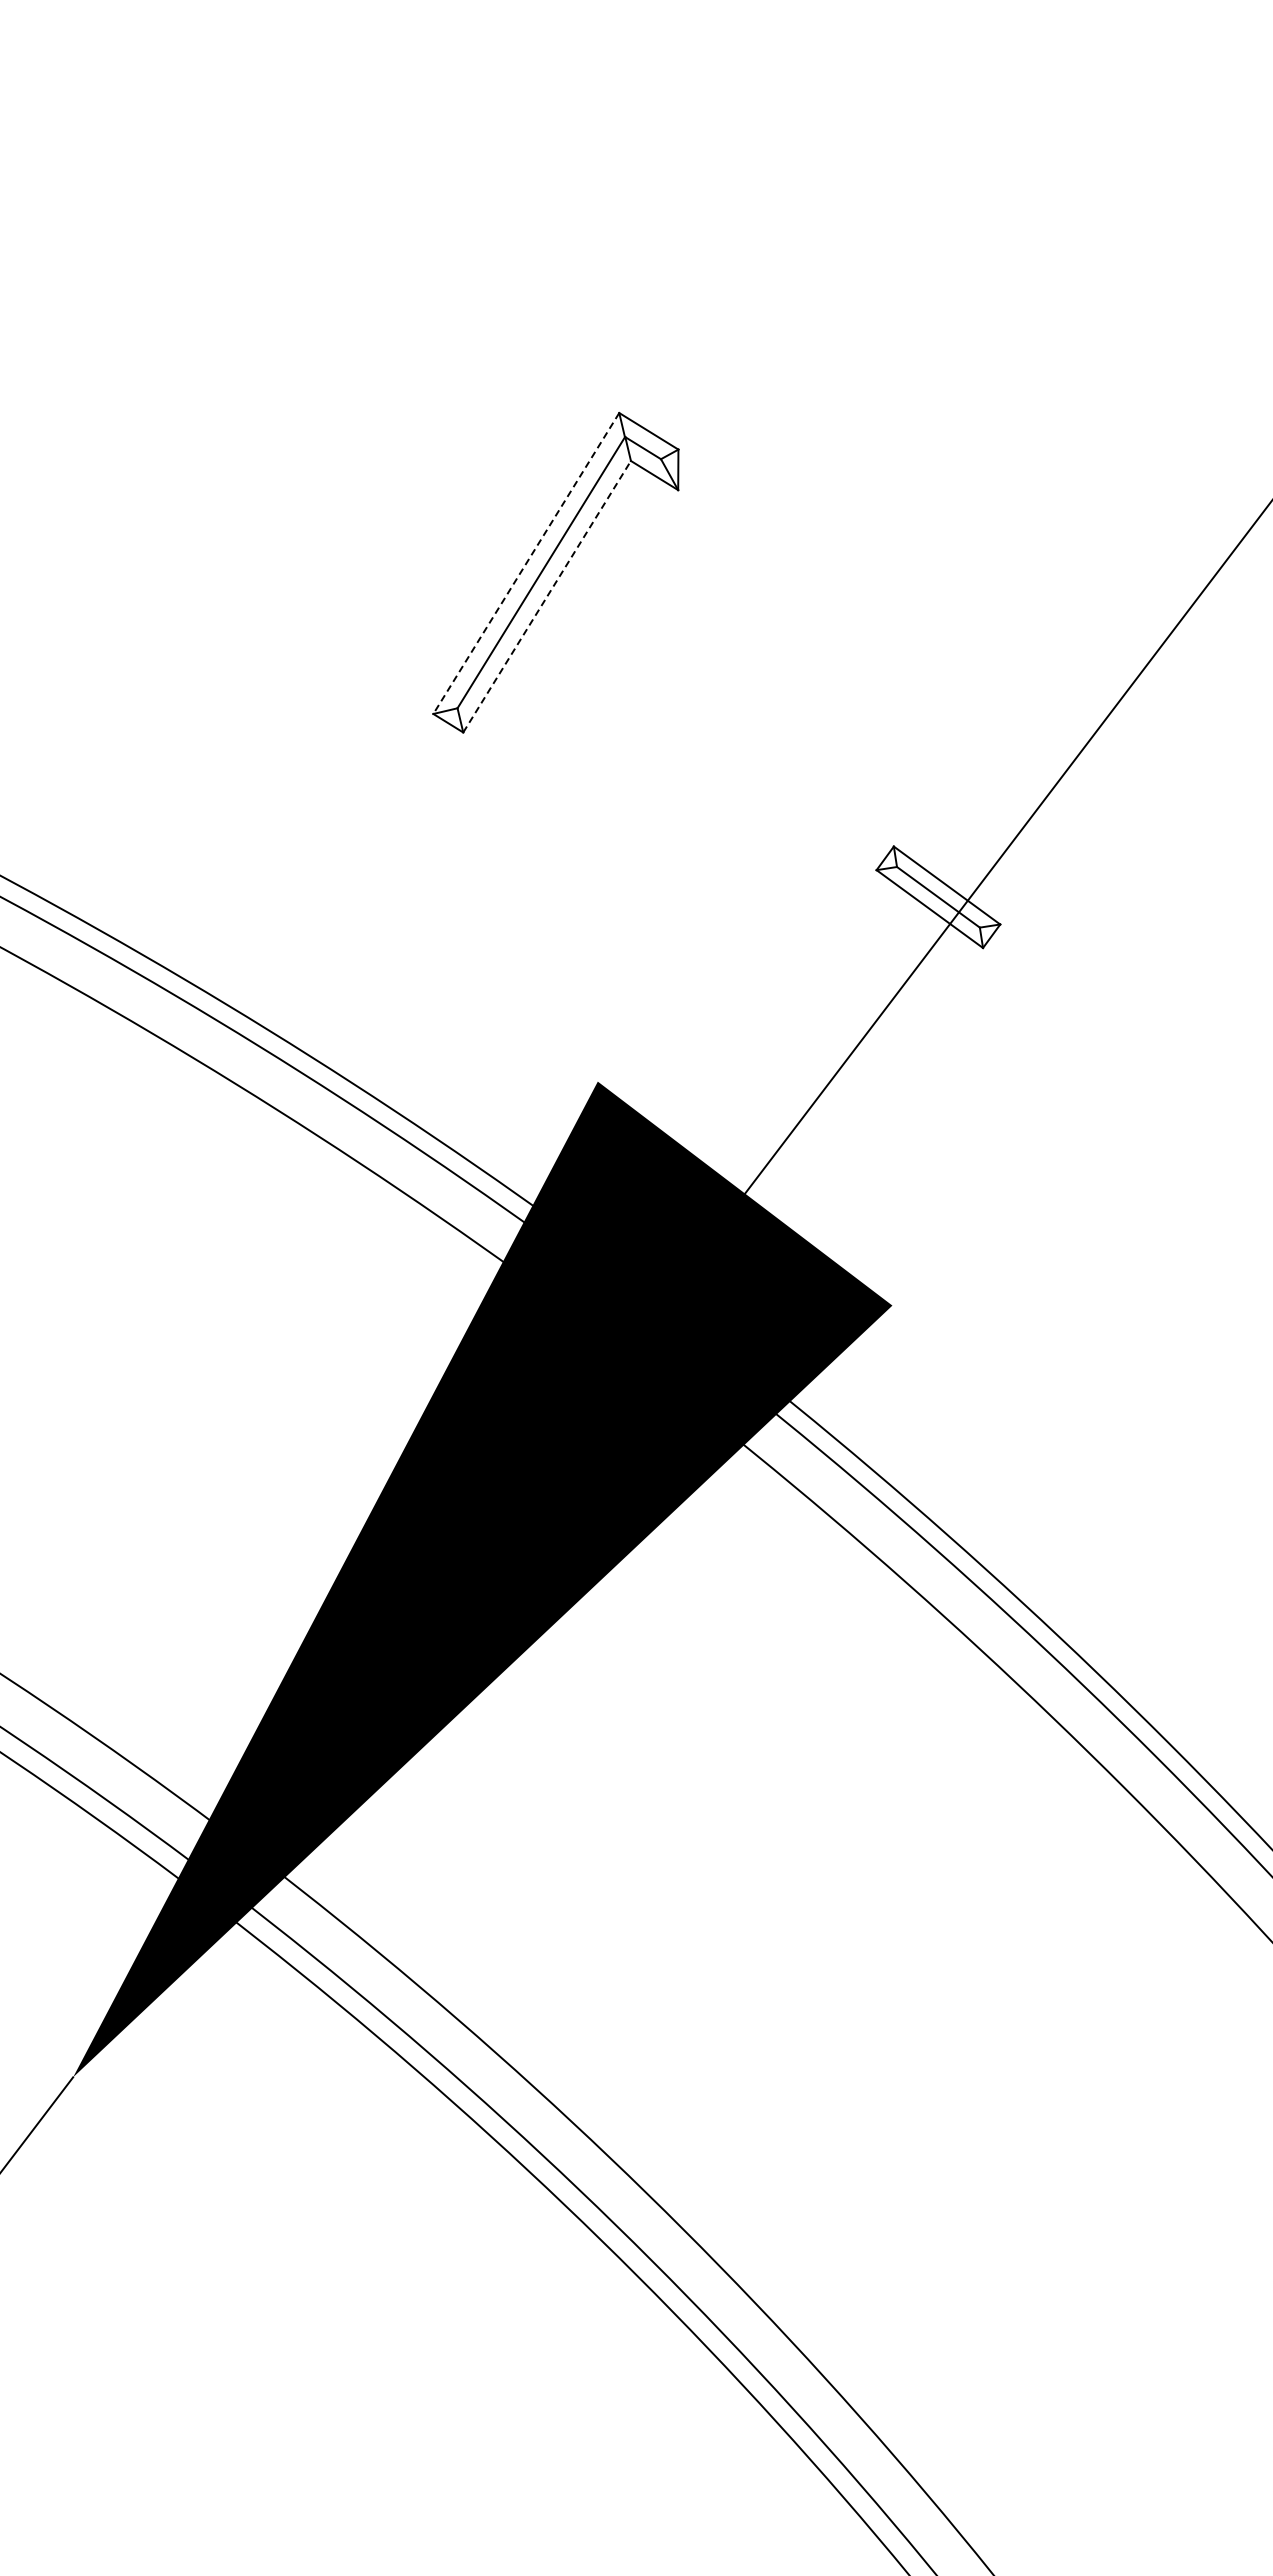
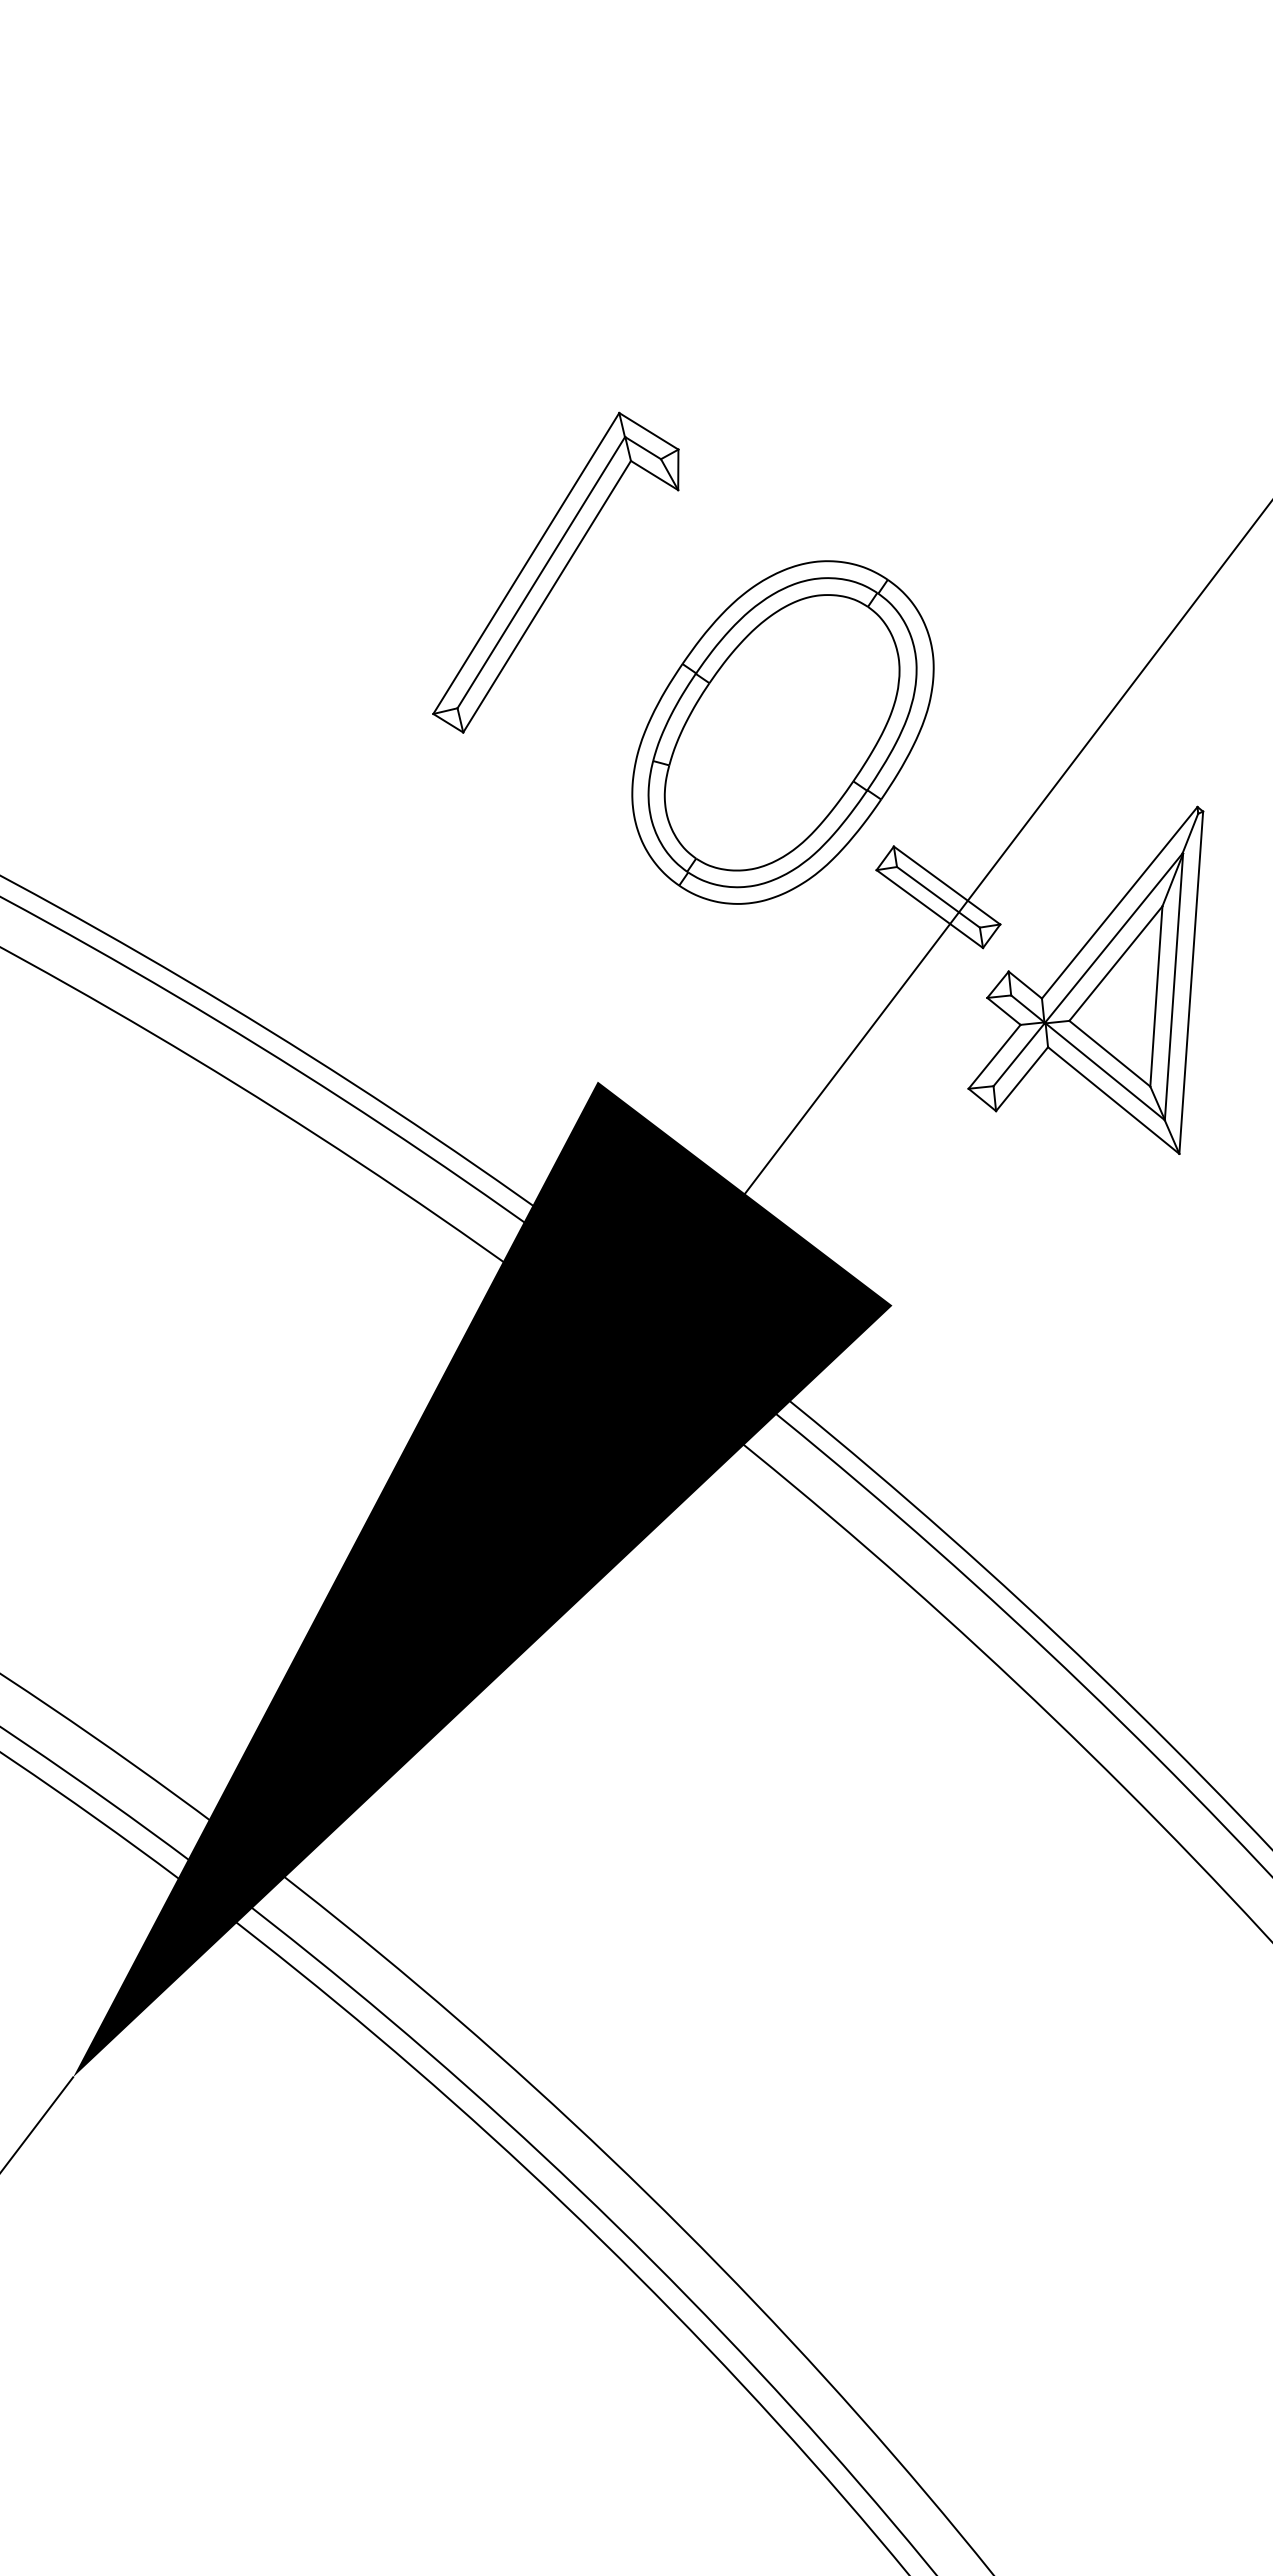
line: dashed -> solid (526, 563)
line: dashed -> solid (547, 596)
part: none -> present (782, 732)
part: none -> present (1085, 979)
